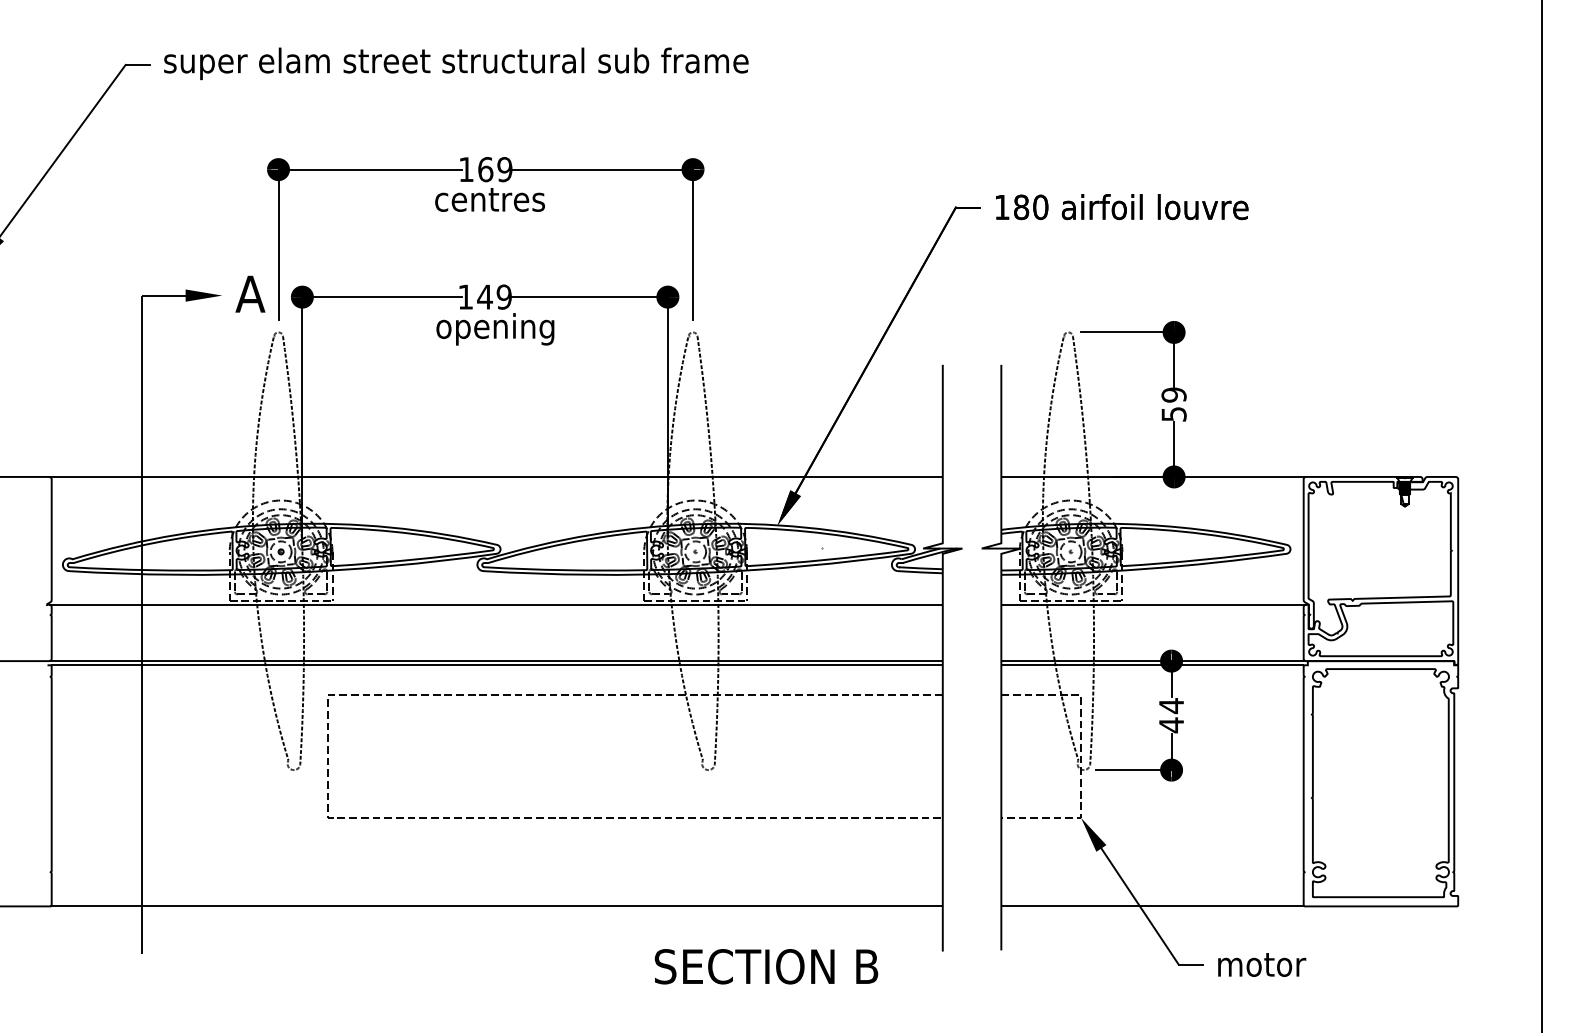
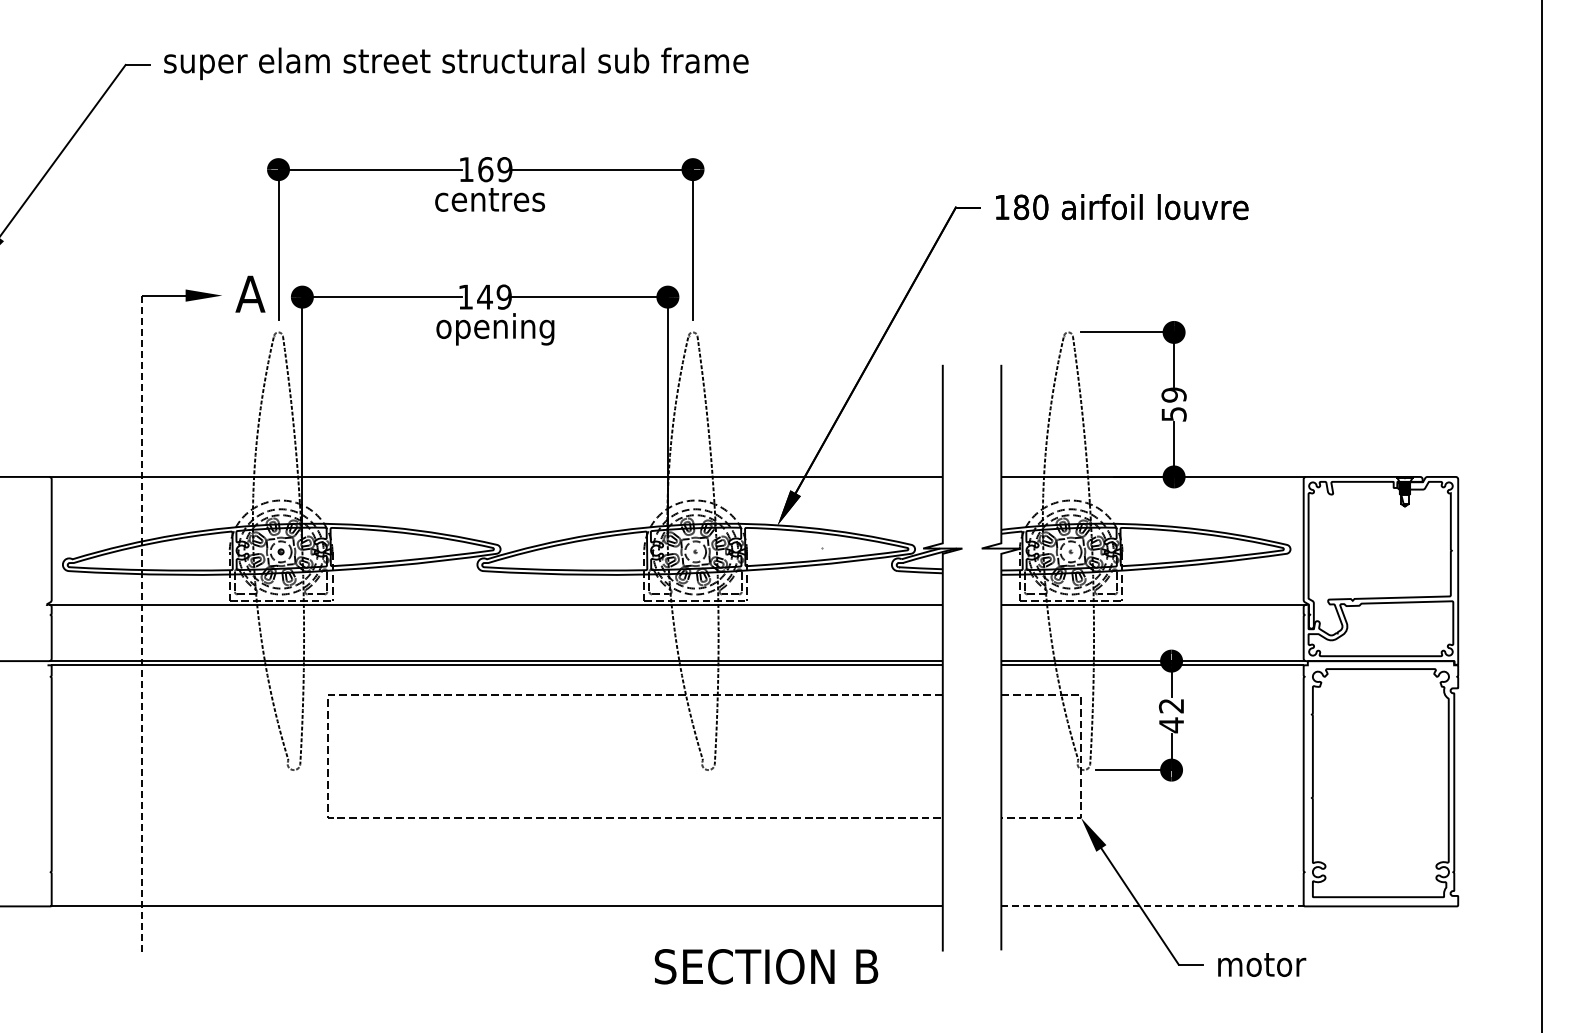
line: solid -> dashed (141, 625)
text: 44 -> 42 (1171, 706)
line: solid -> dashed (1153, 906)
